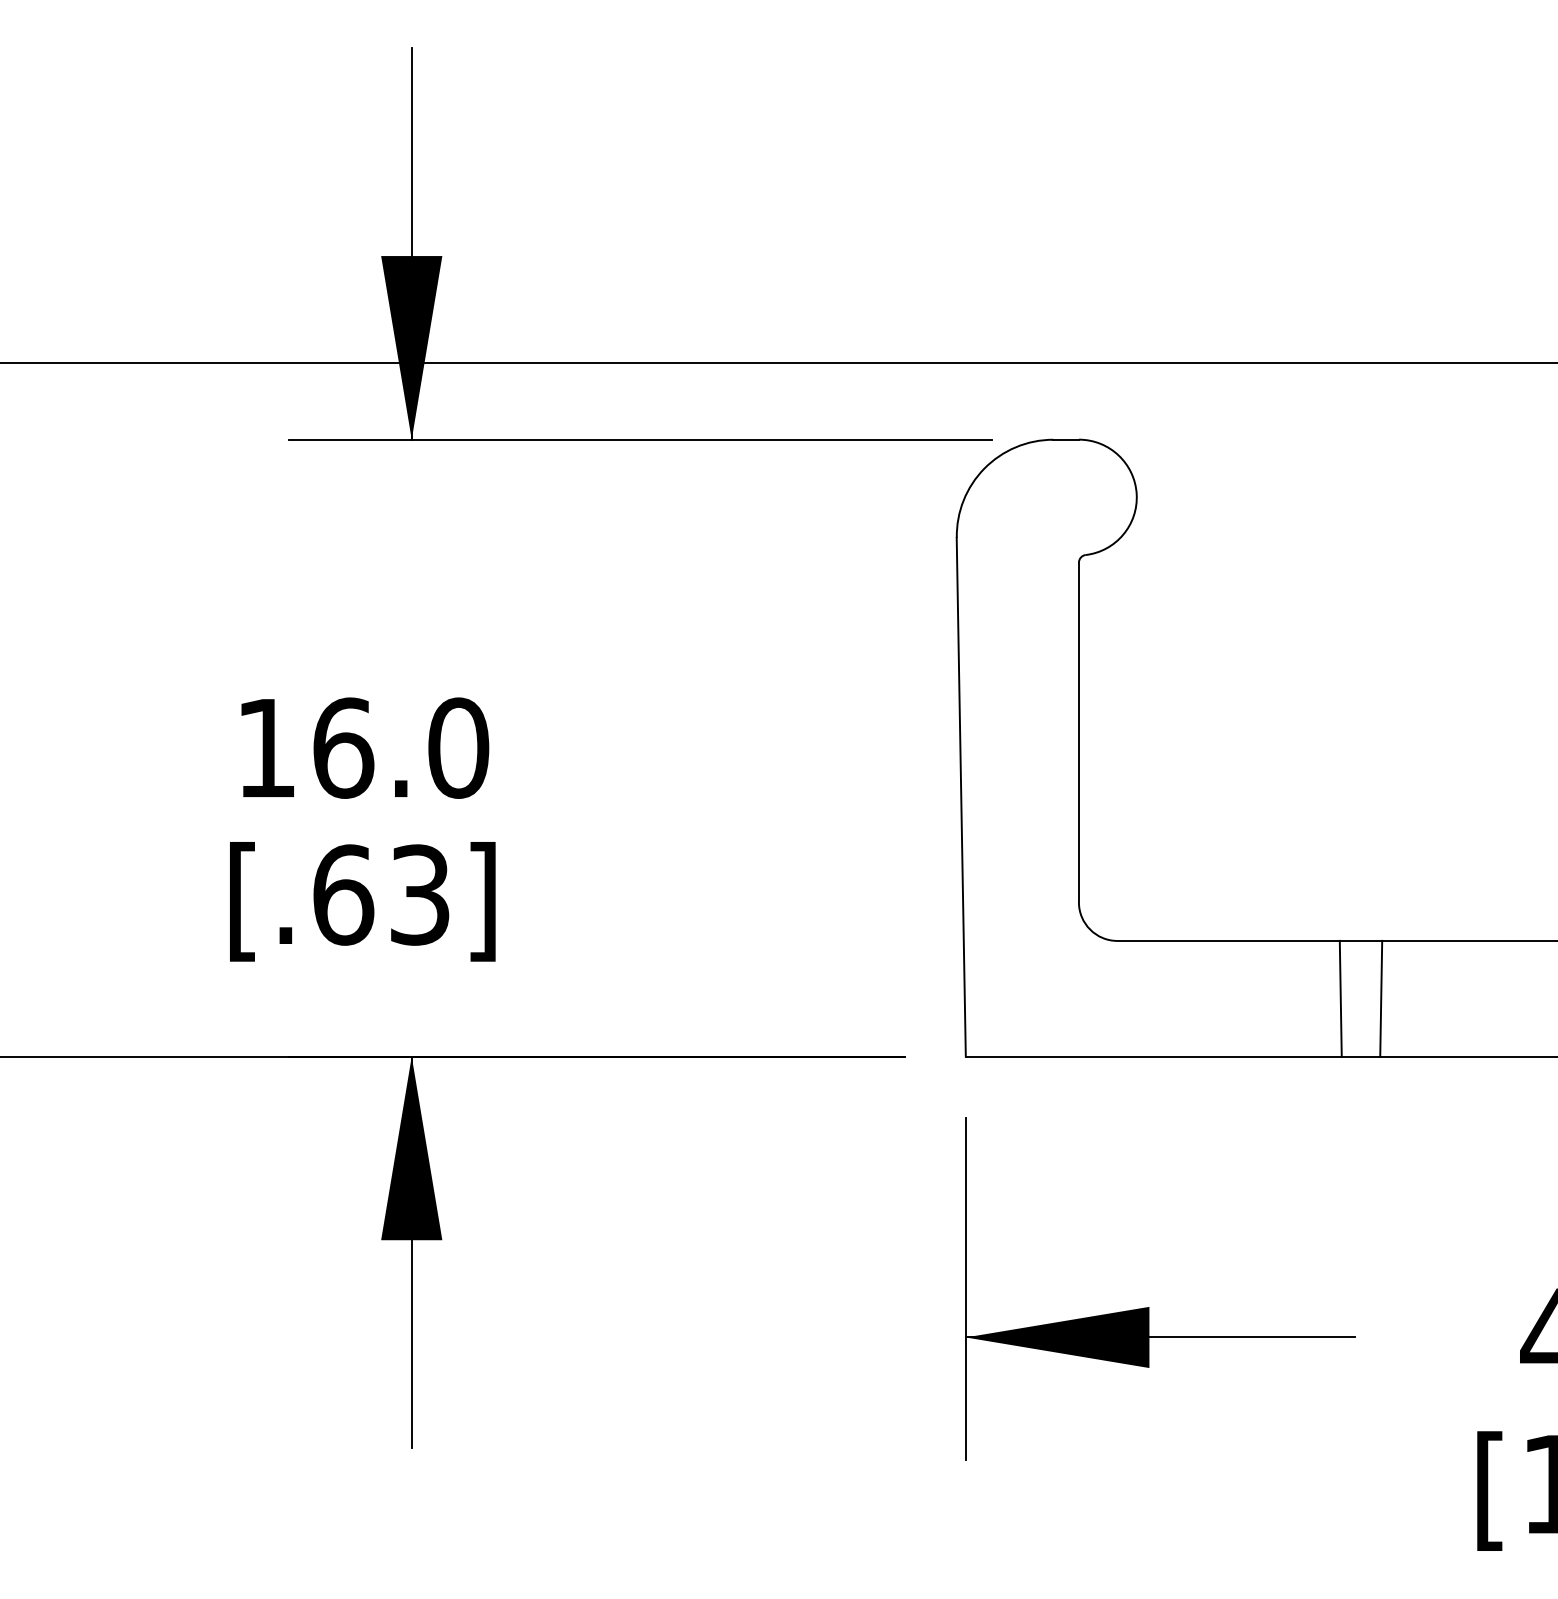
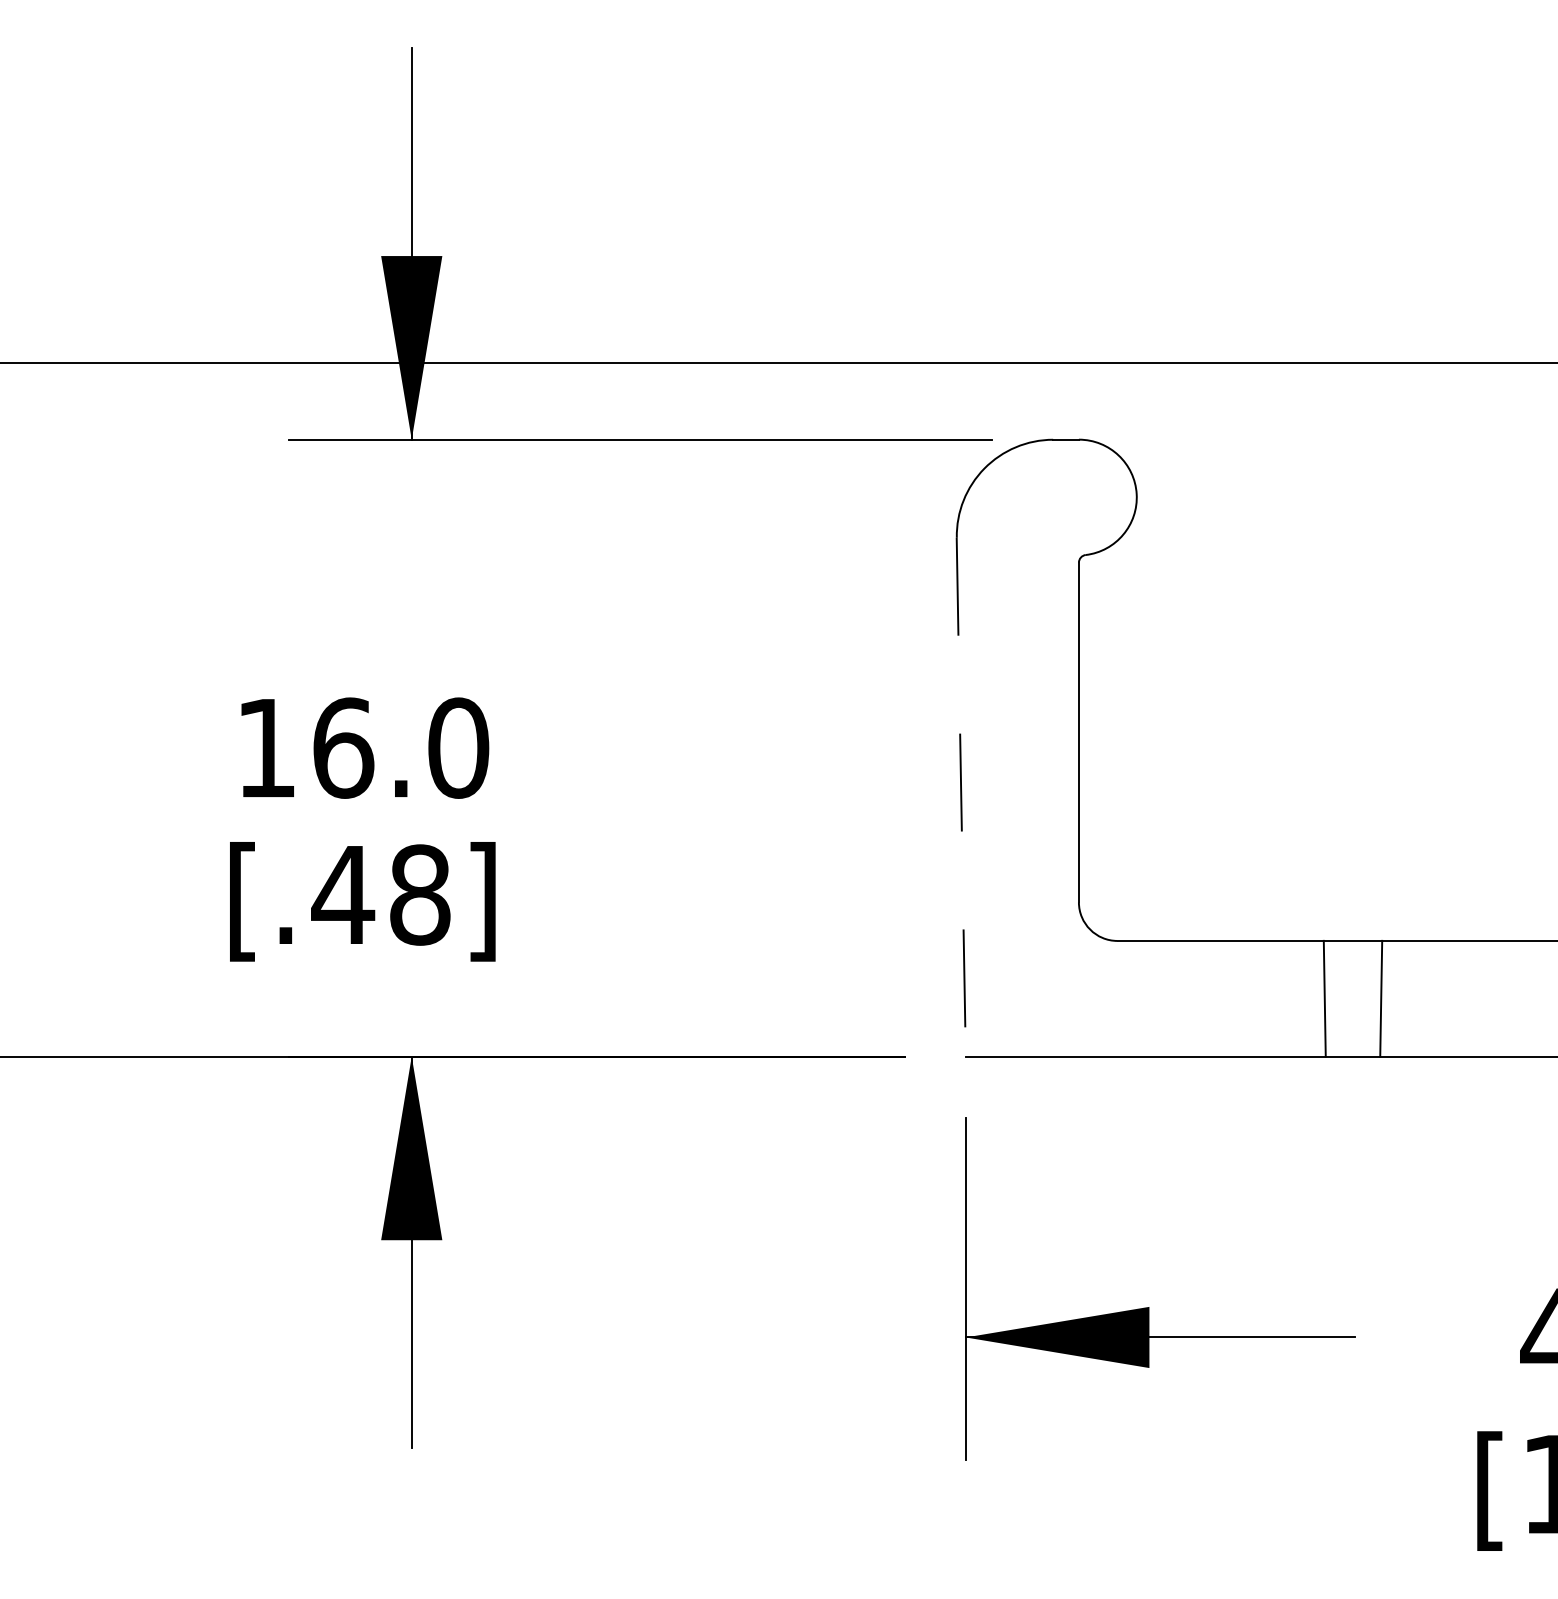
line: solid -> dashed (961, 797)
text: [.63] -> [.48] (380, 894)
line position: (1340, 998) -> (1324, 998) (1324, 998)
